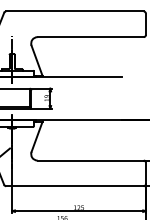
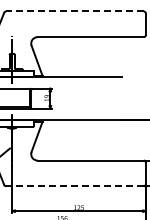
line: solid -> dashed (74, 11)
line: solid -> dashed (74, 186)
